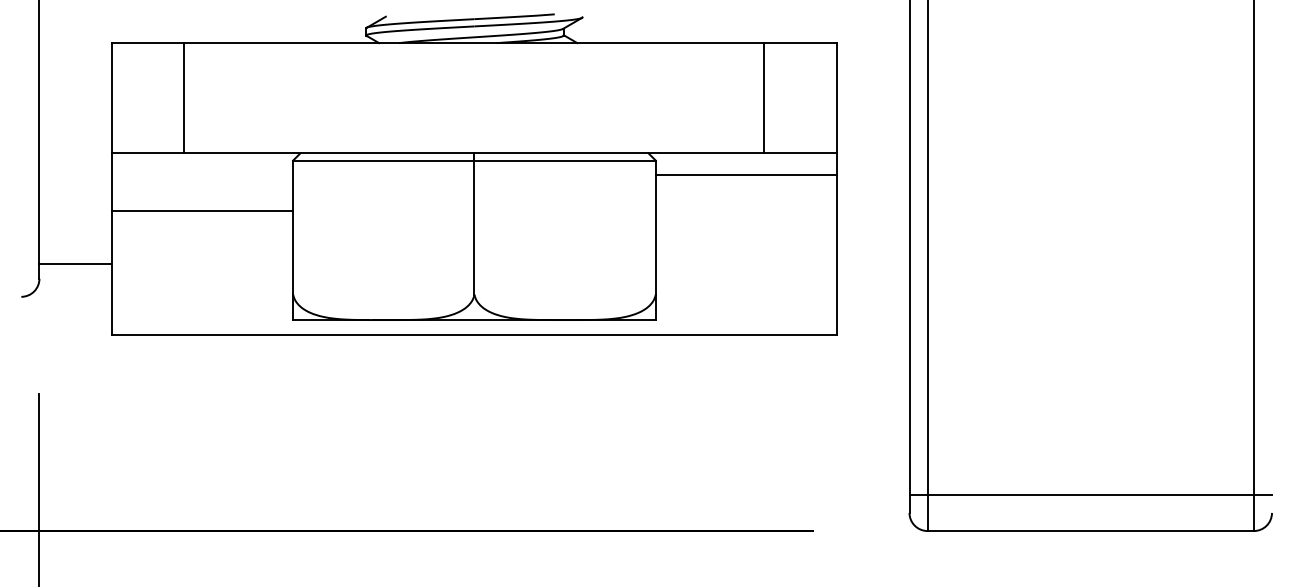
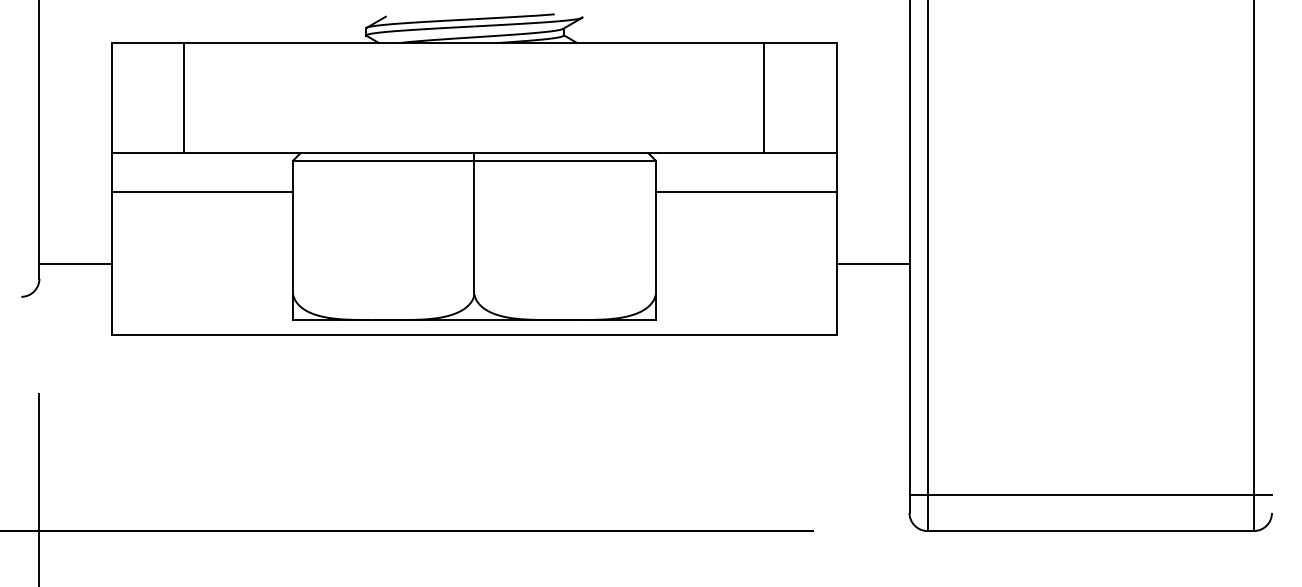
line position: (745, 175) -> (745, 192) (745, 192)
line position: (202, 211) -> (202, 192) (202, 192)
line: none -> present (872, 264)
